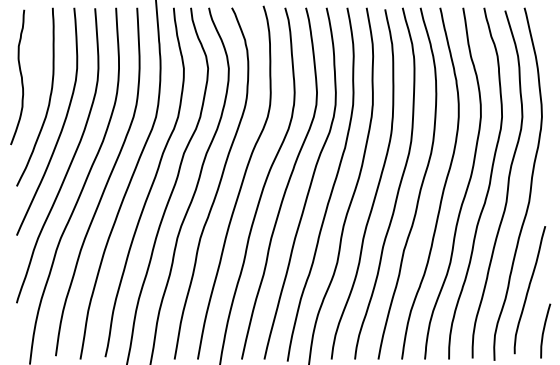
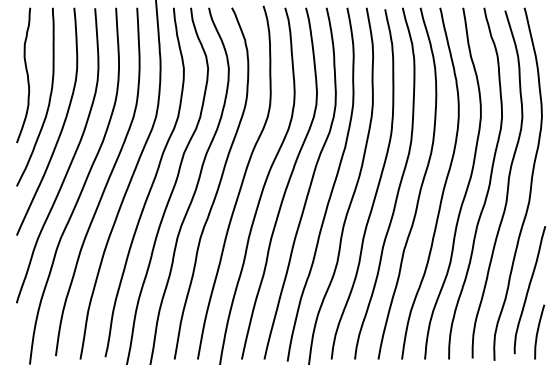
curve position: (20, 76) -> (26, 74) (26, 74)
curve position: (544, 330) -> (538, 331) (538, 331)
